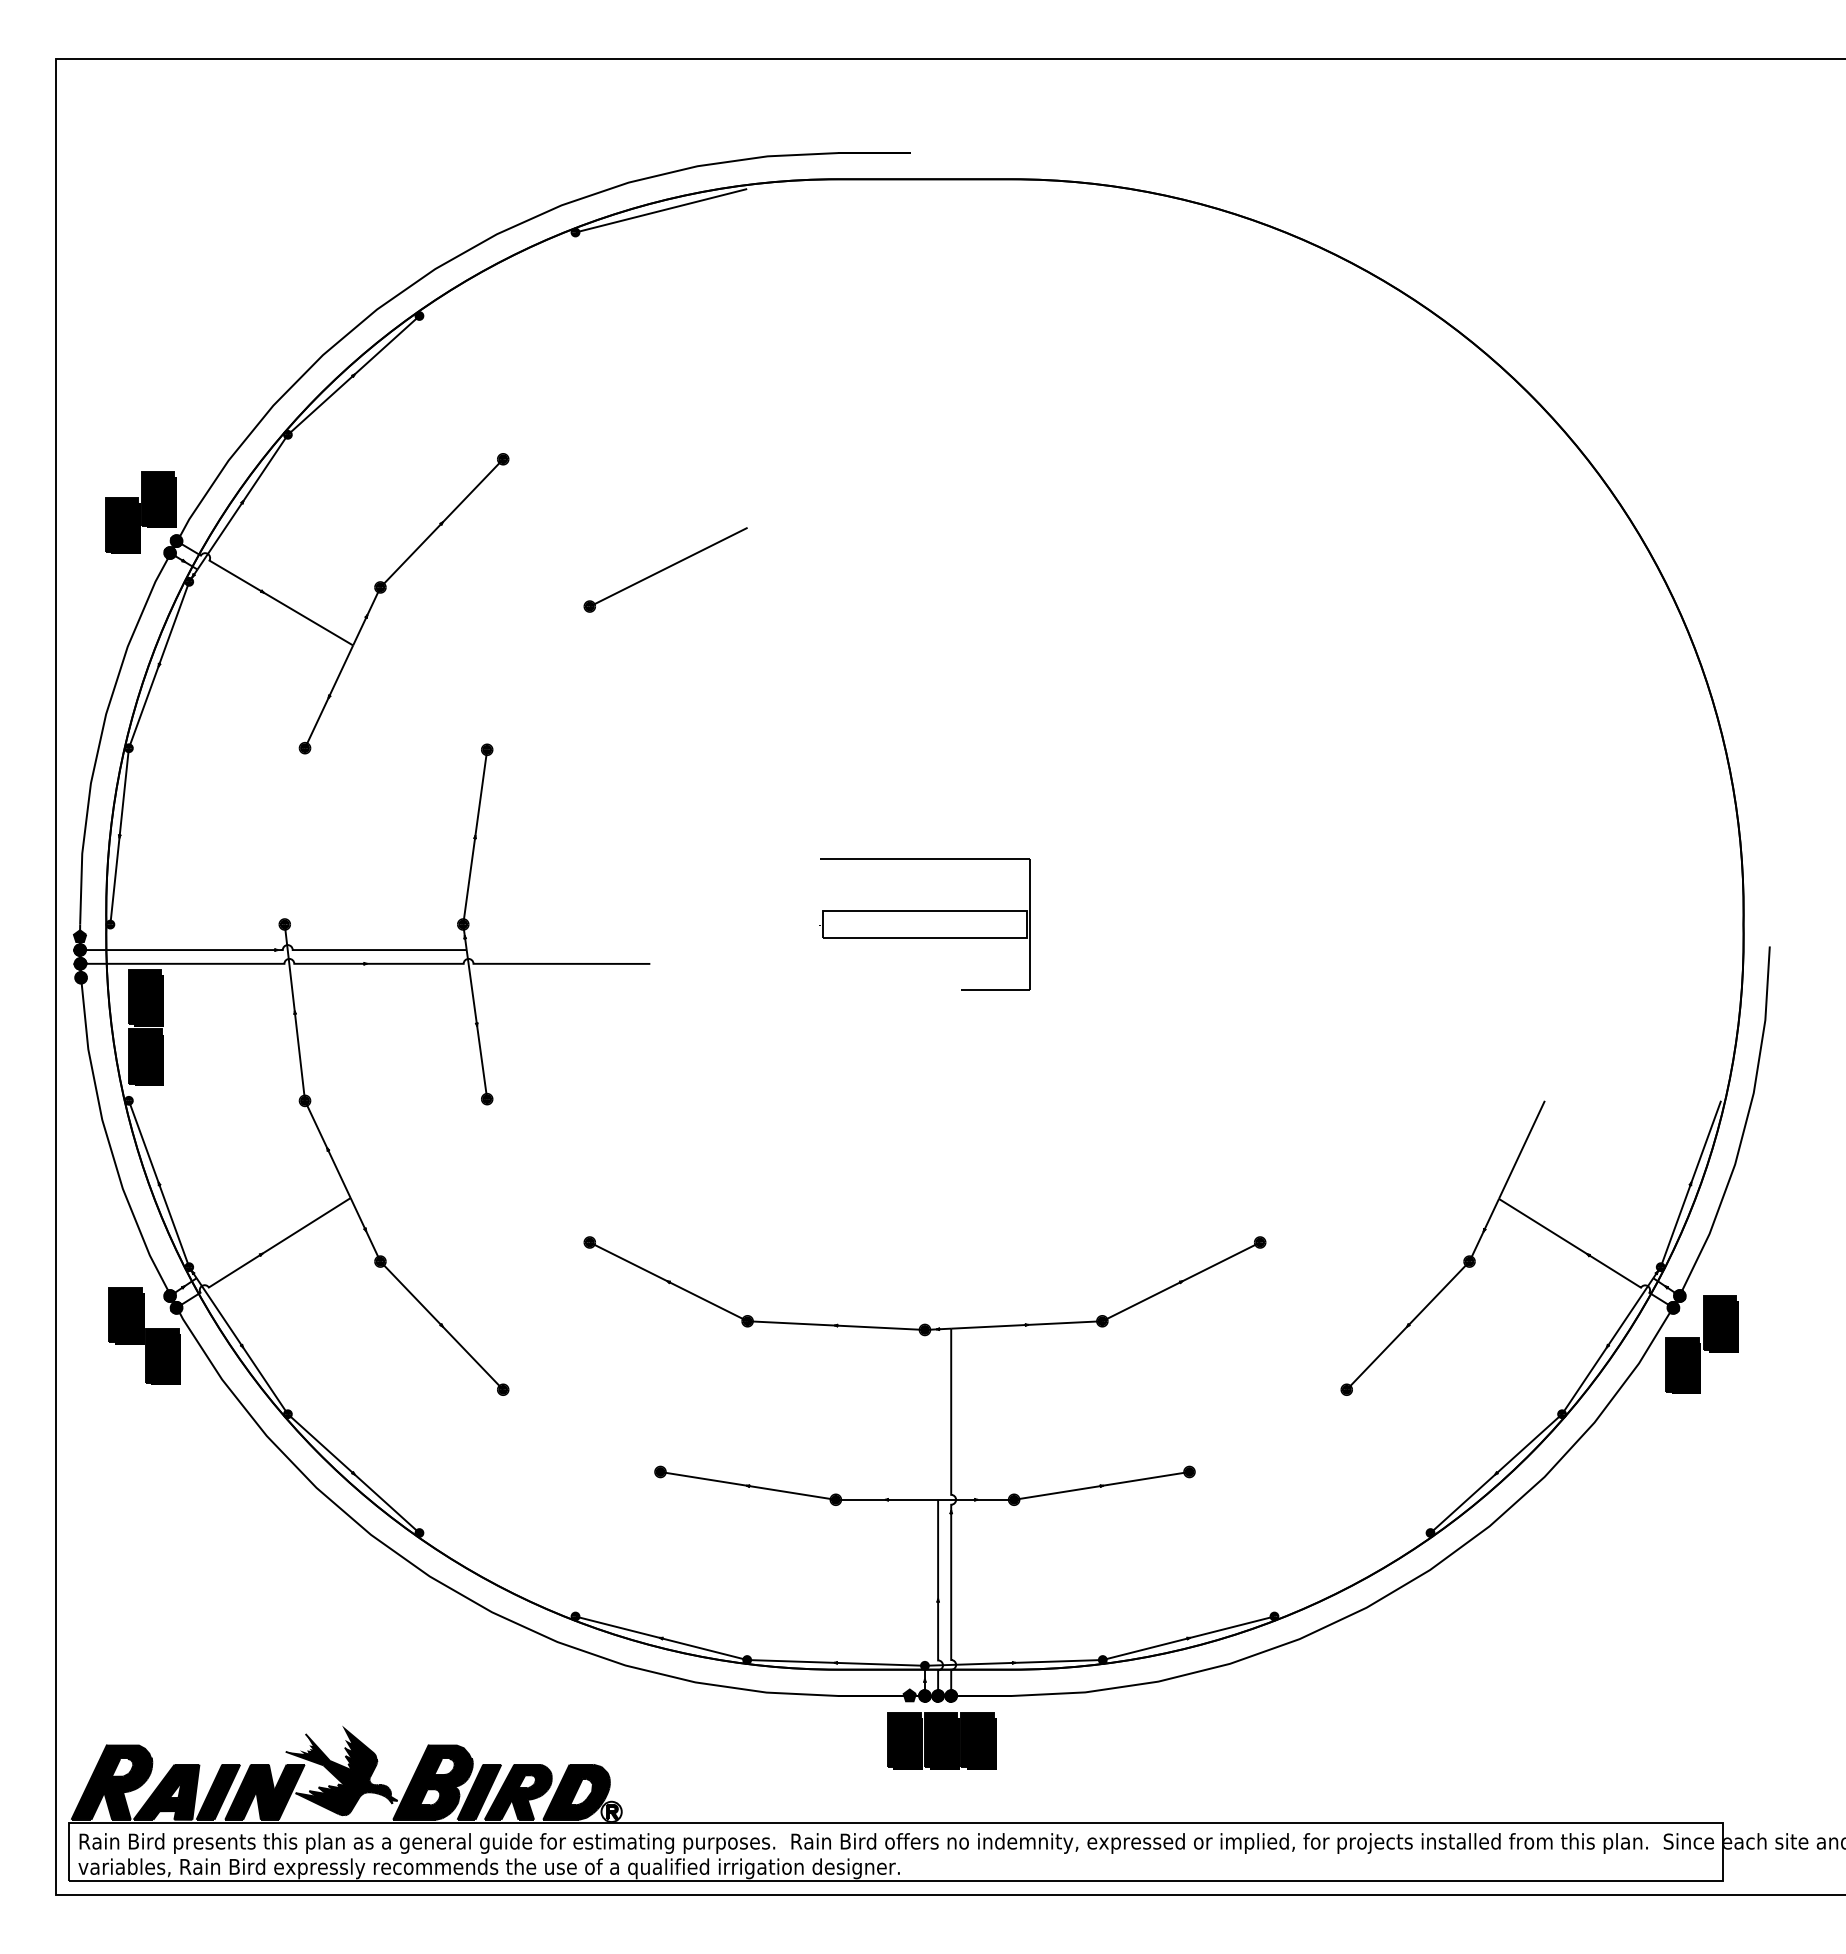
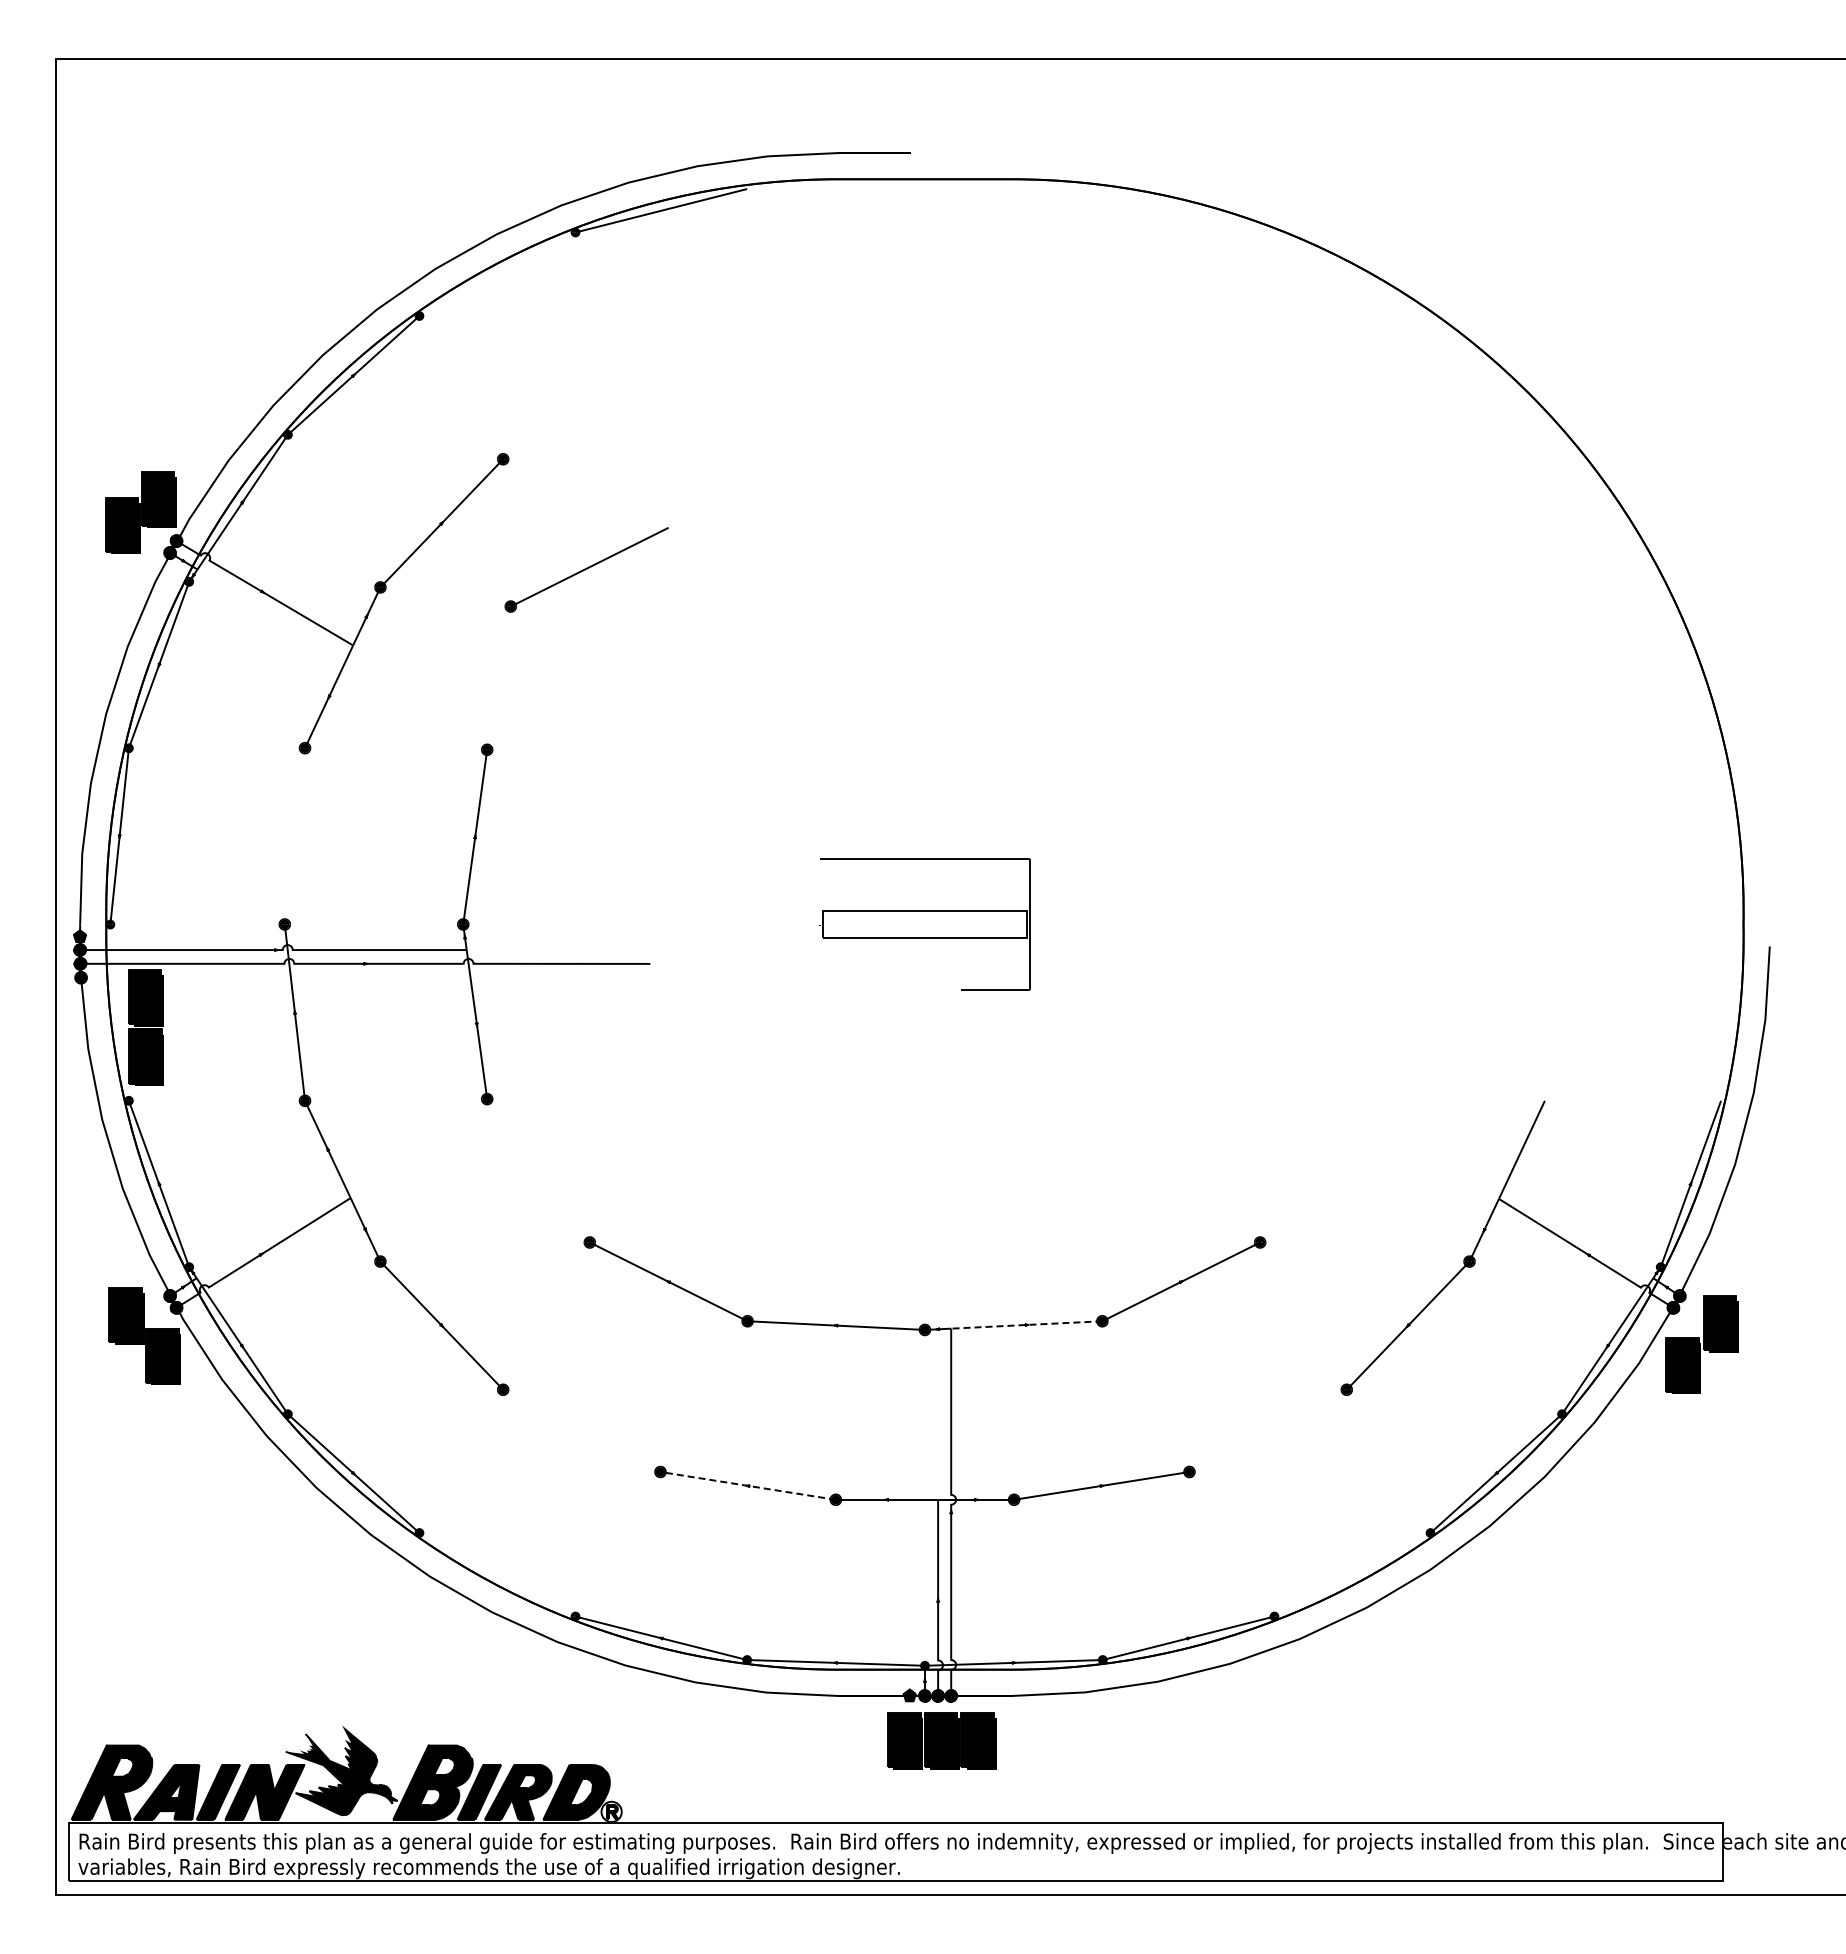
part position: (665, 569) -> (586, 569) (586, 569)
line: solid -> dashed (1026, 1324)
line: solid -> dashed (748, 1485)
